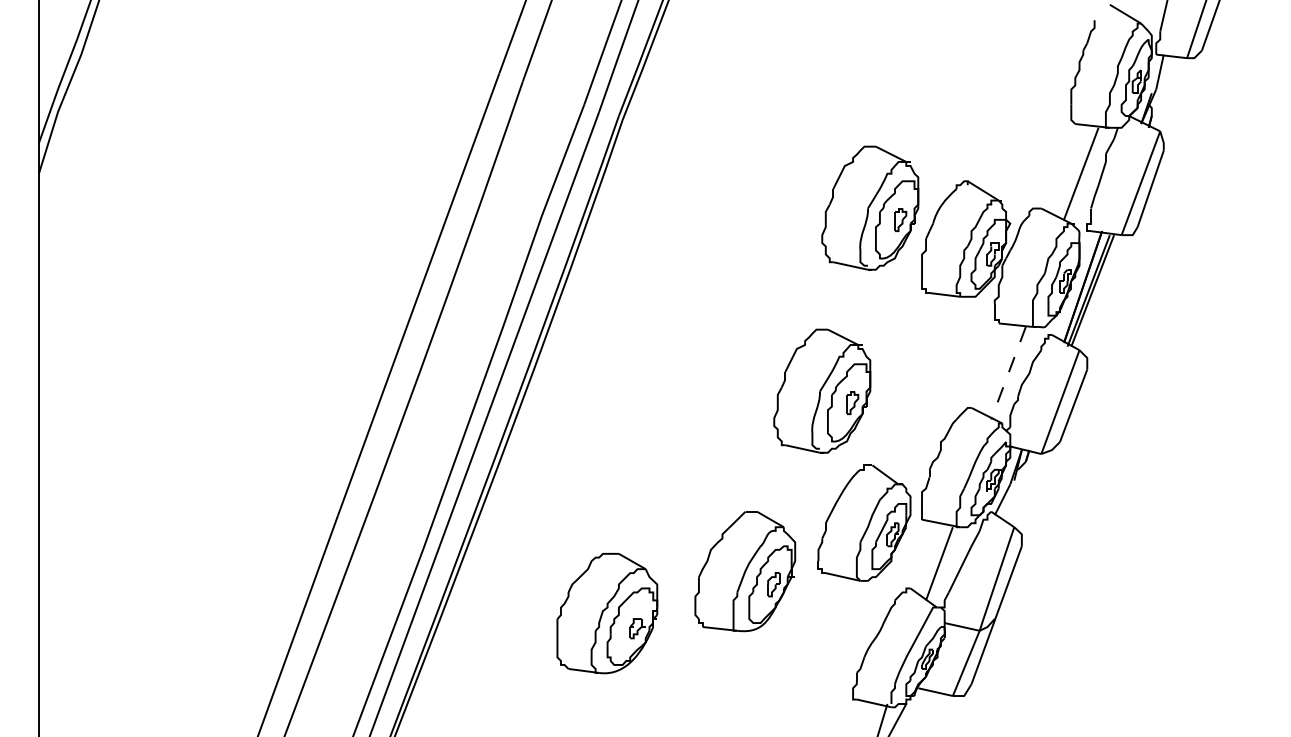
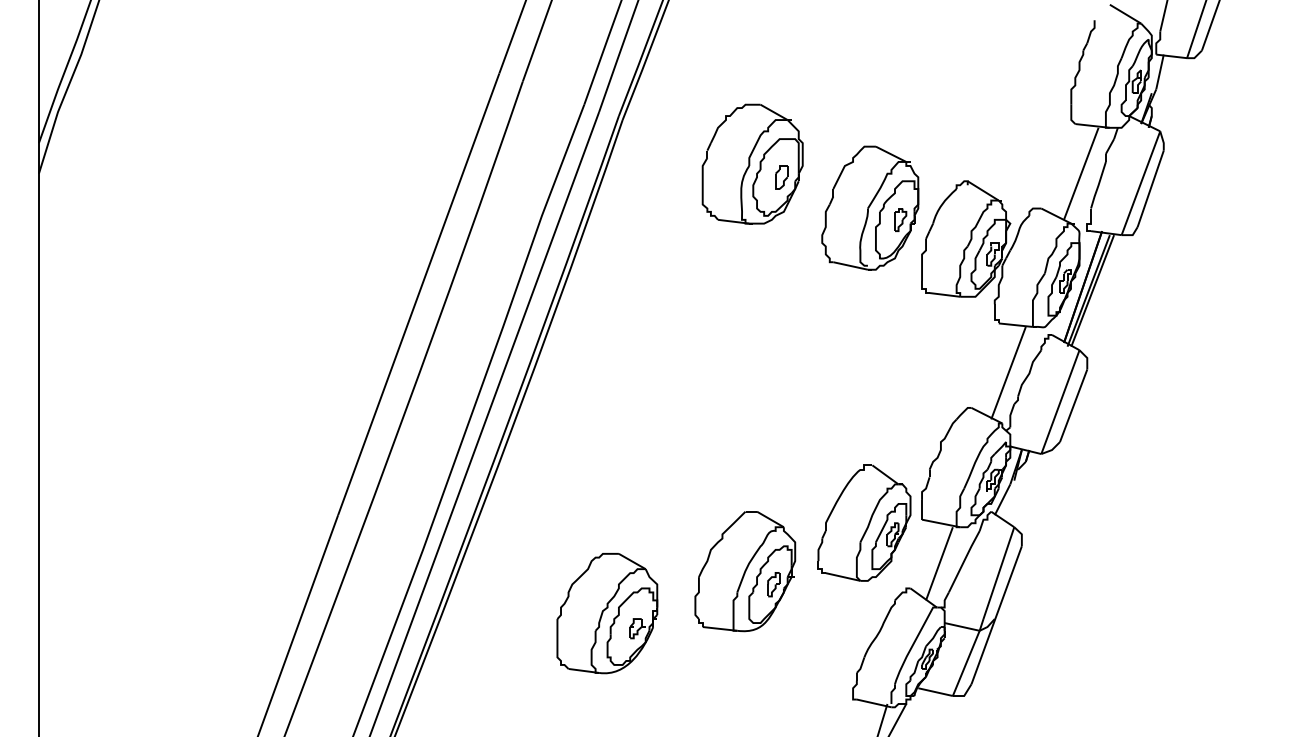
part: none -> present (752, 163)
line: dashed -> solid (1008, 373)
part: present -> none (822, 390)
